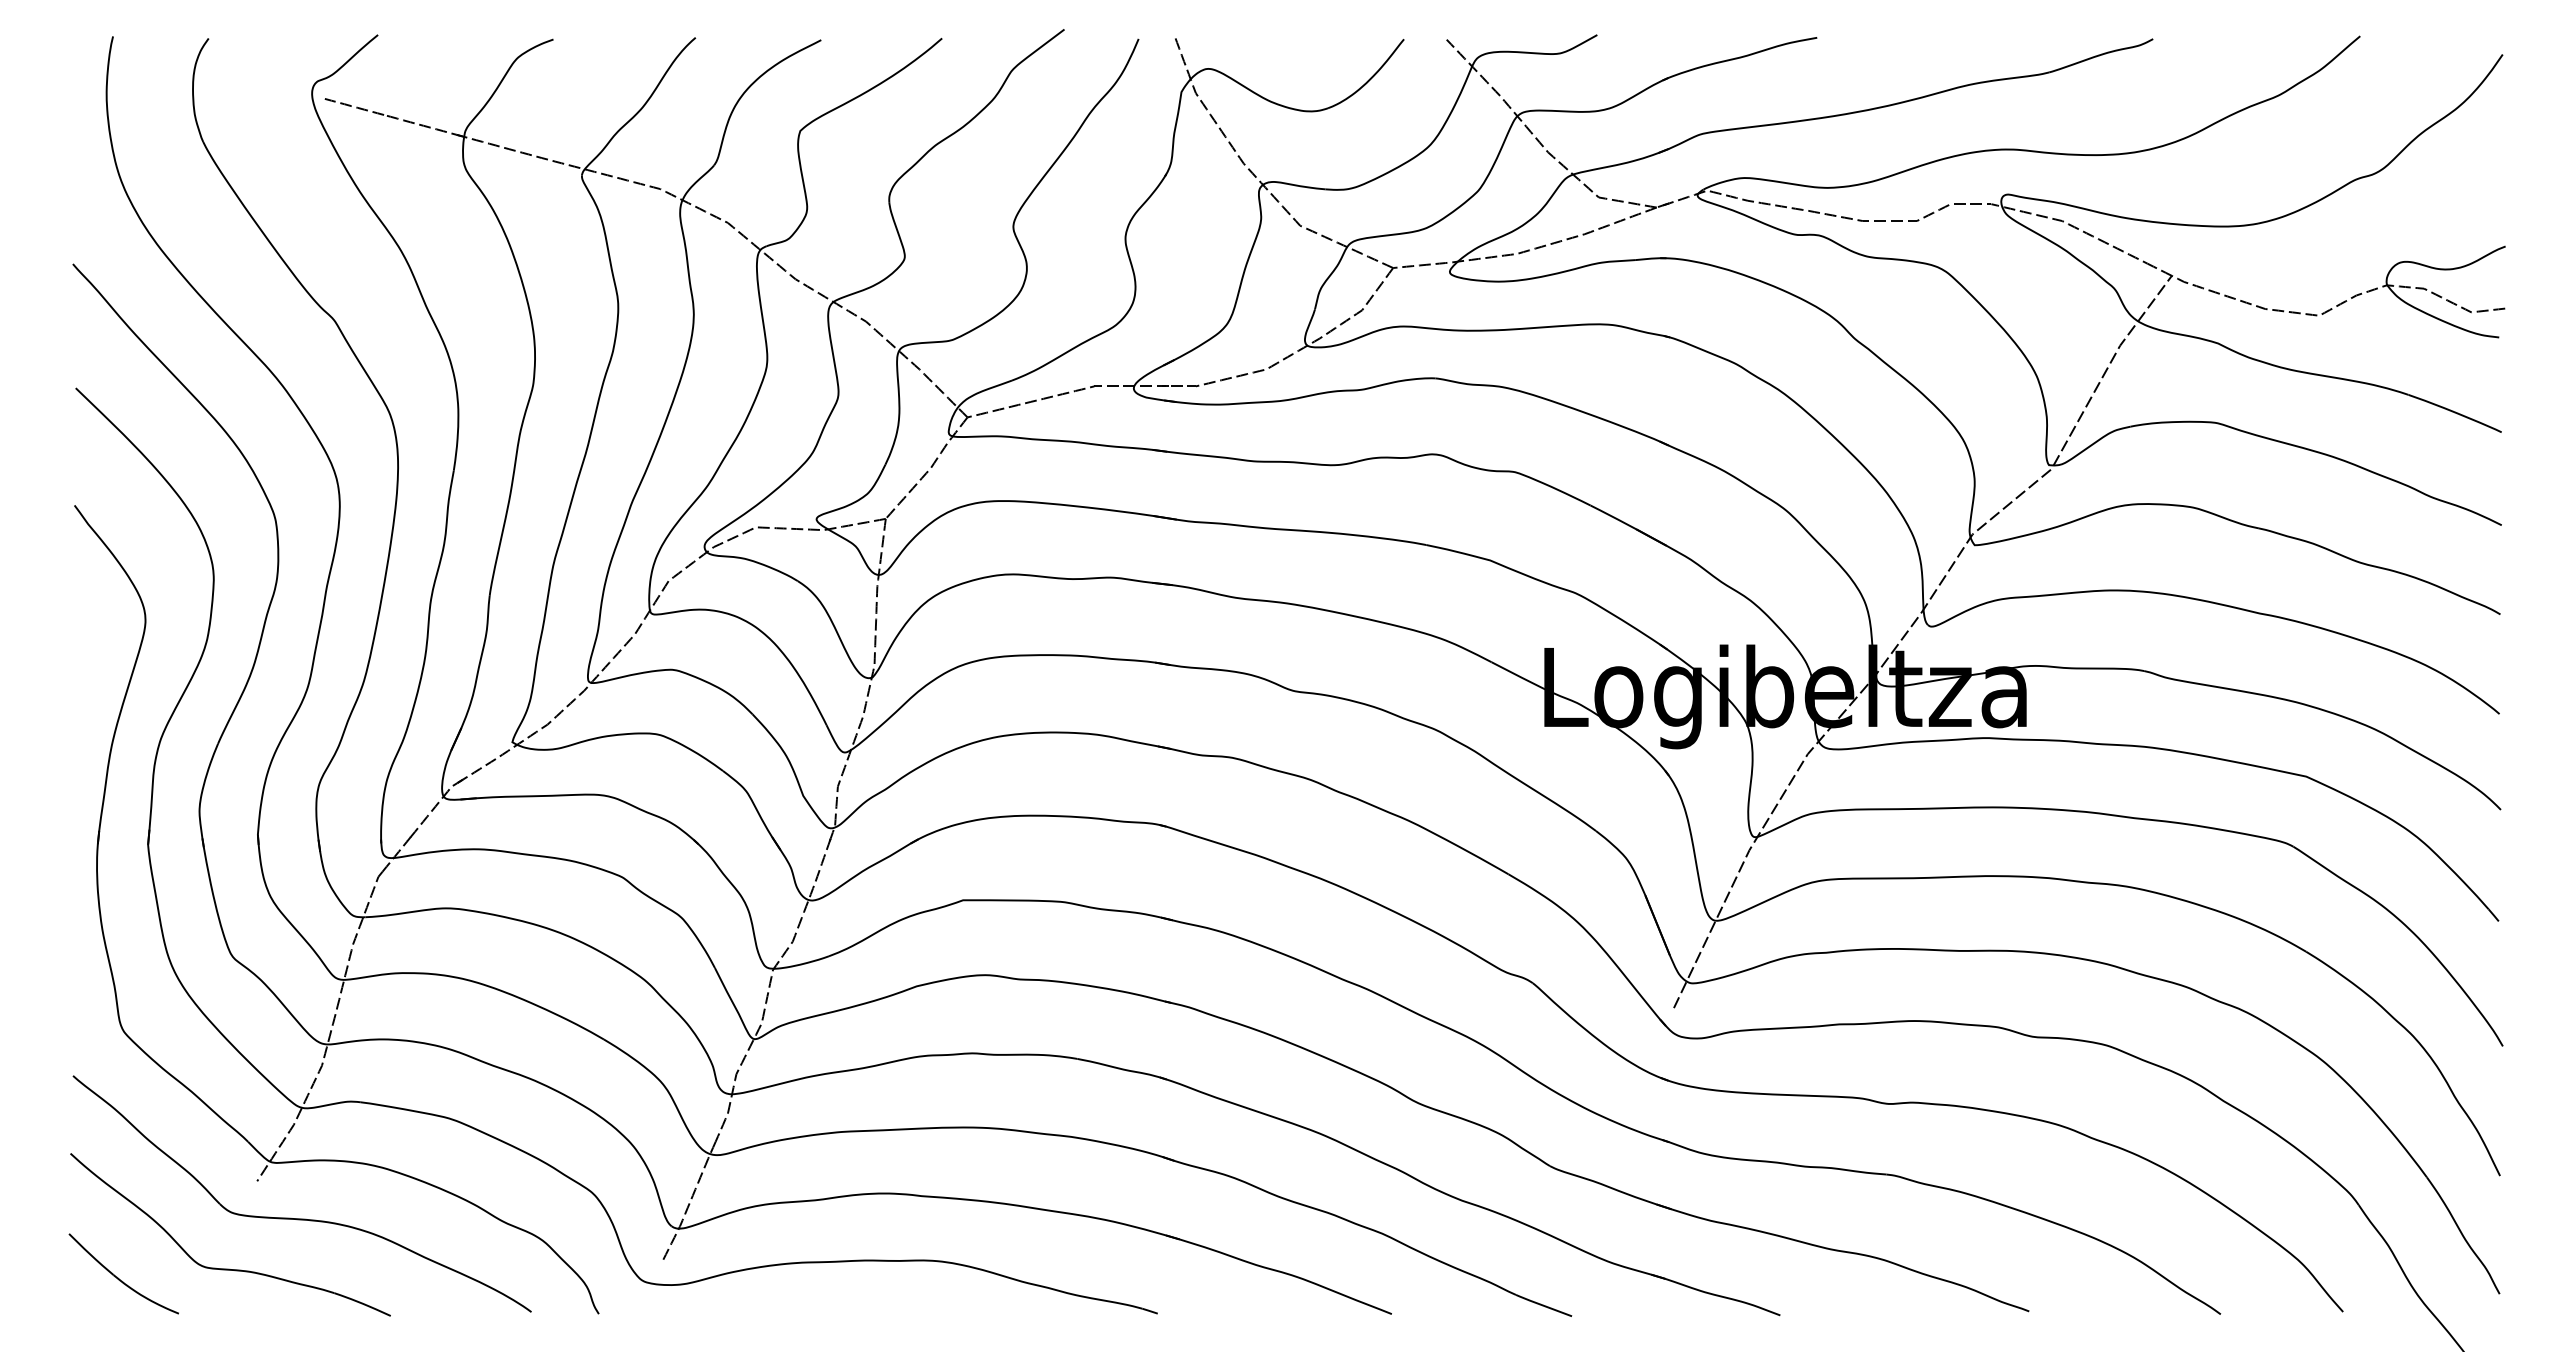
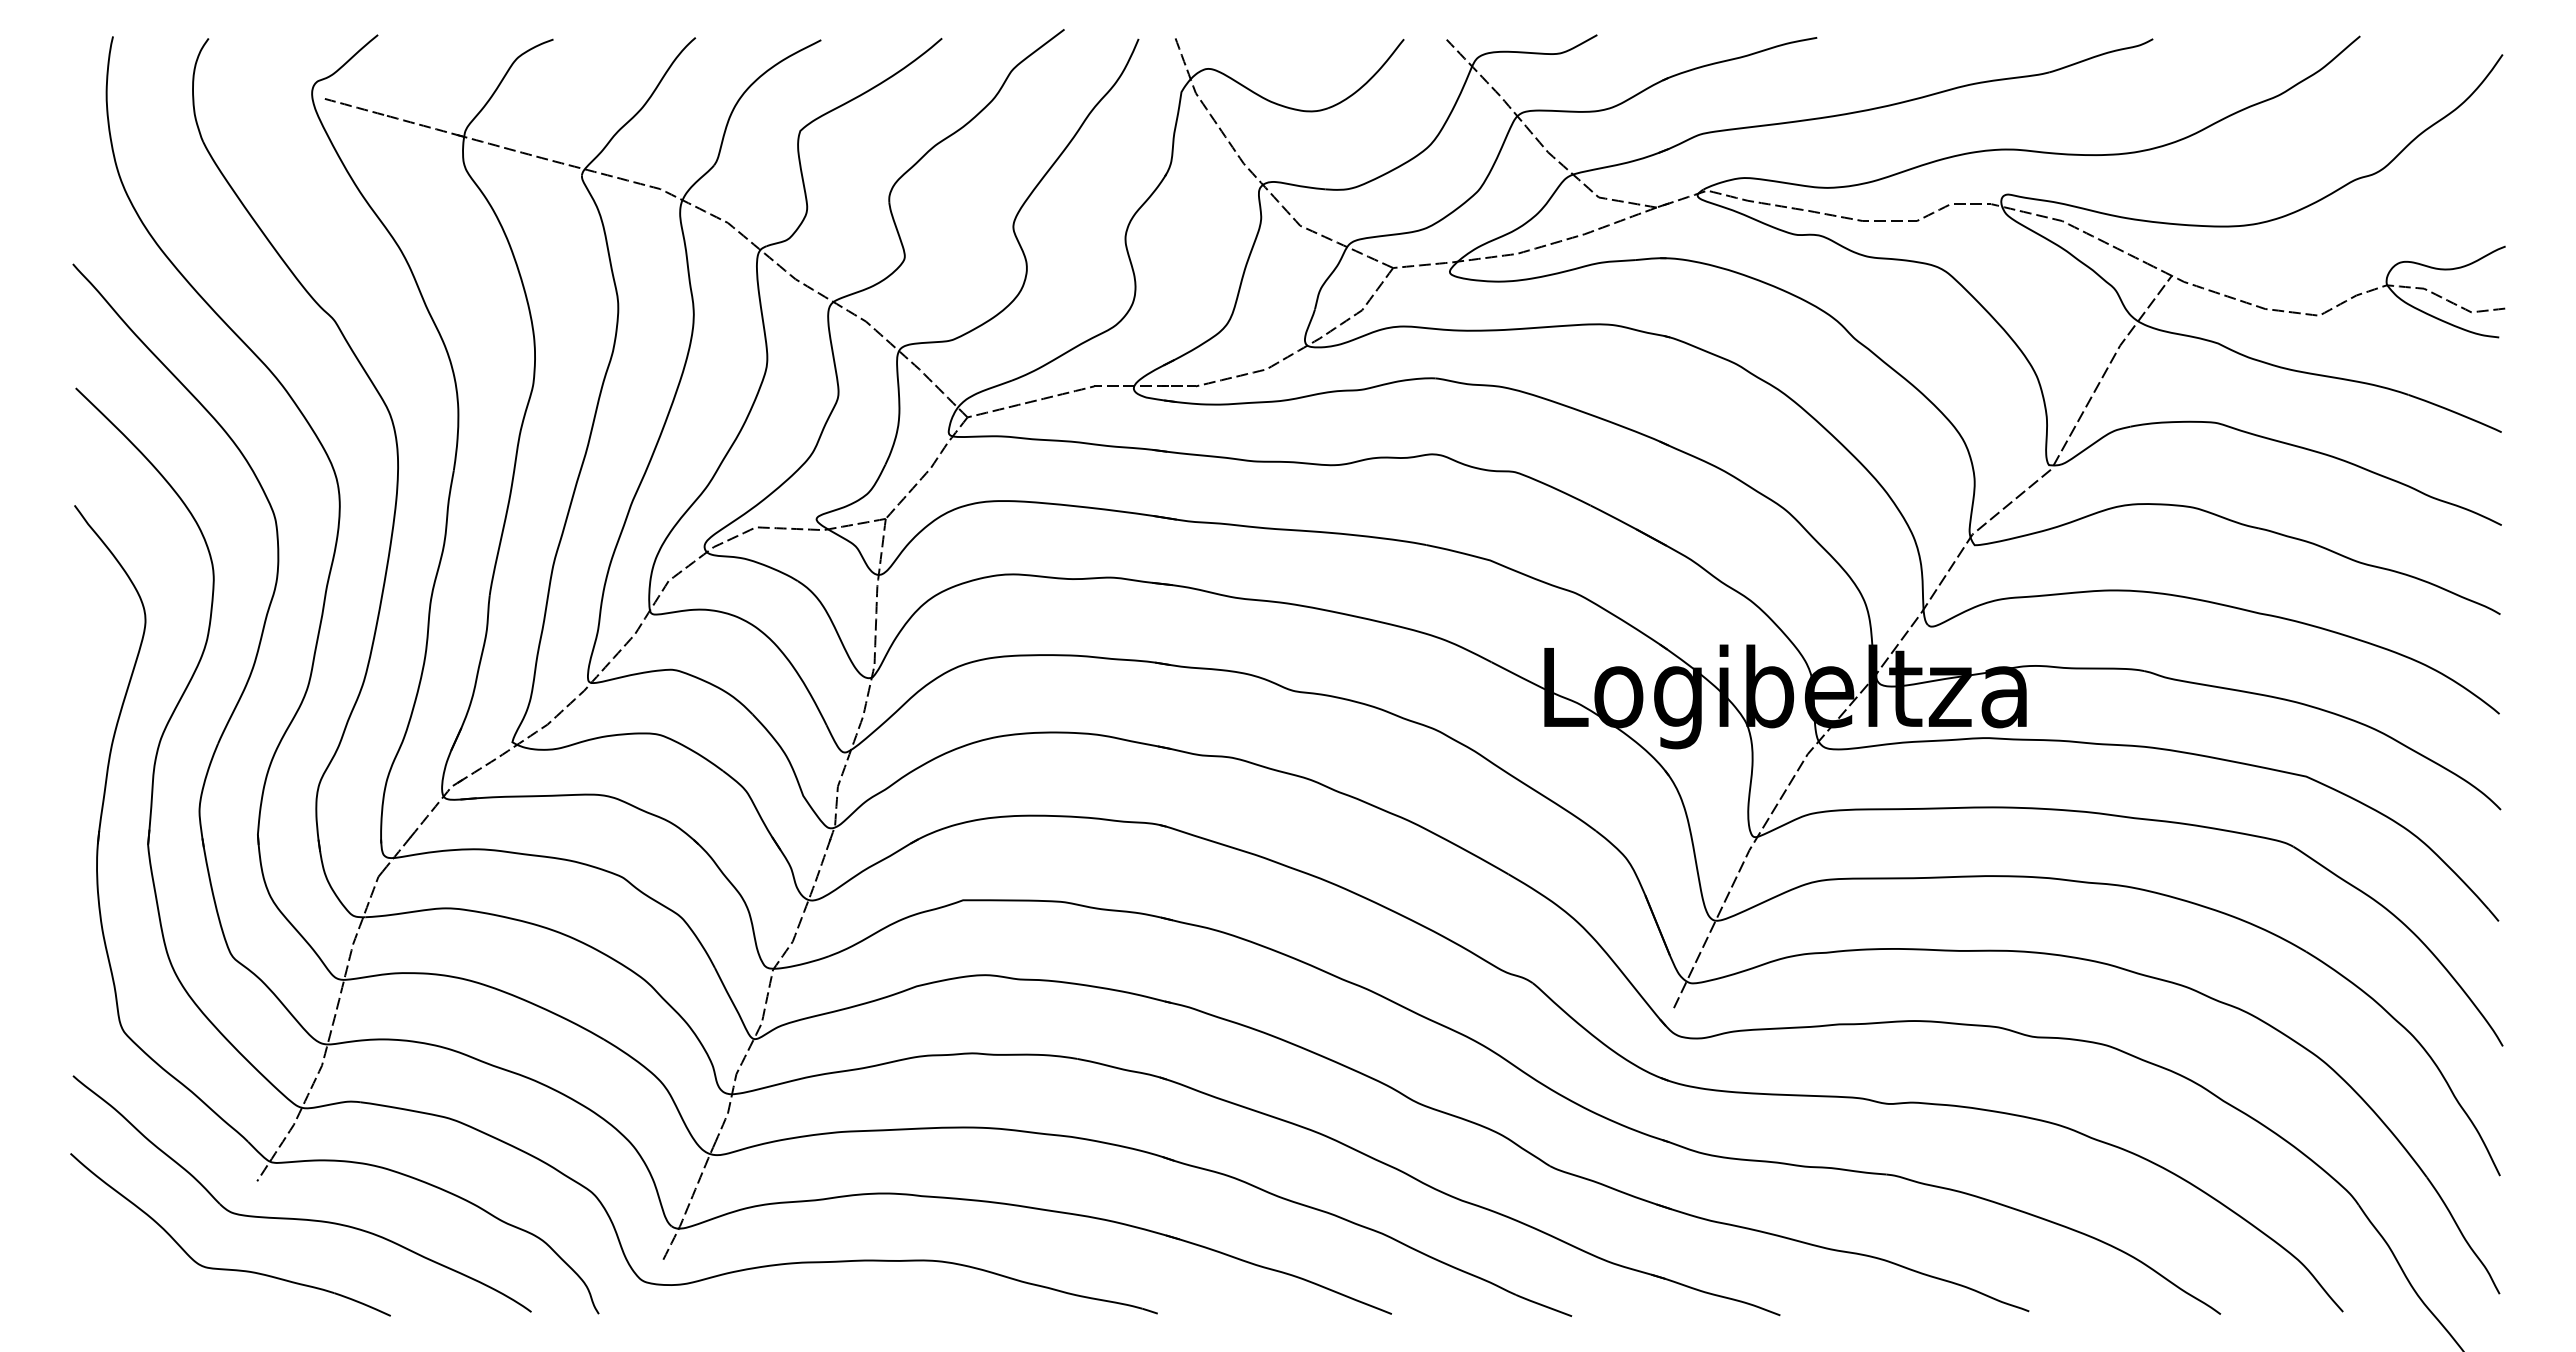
part: present -> none (118, 1277)
